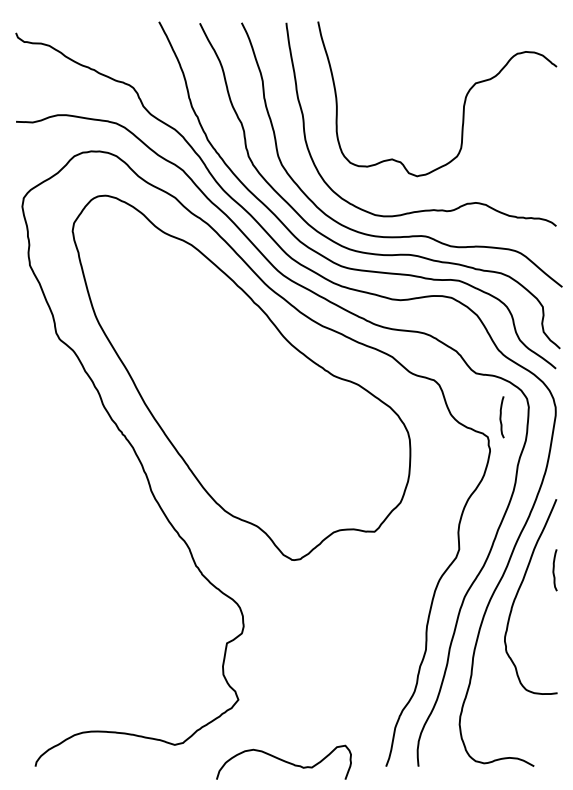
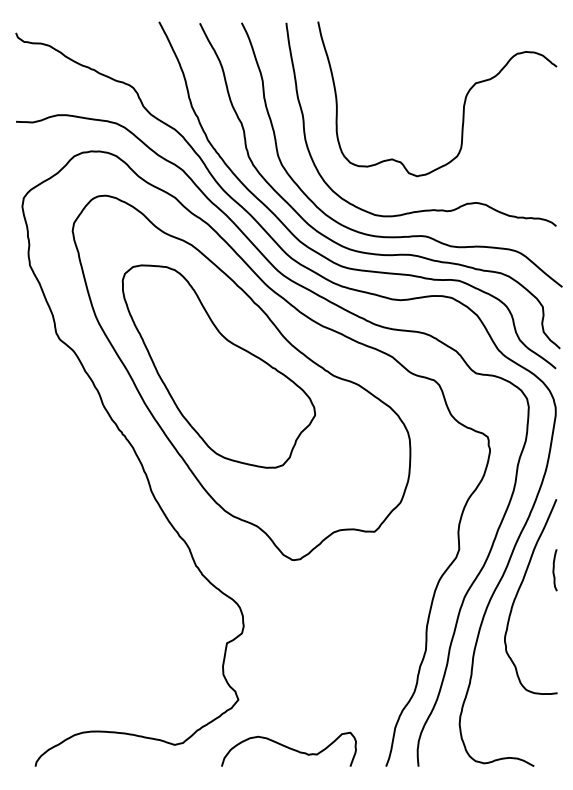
part: none -> present (218, 366)
curve: present -> none (501, 417)
curve position: (283, 761) -> (288, 748) (288, 748)
